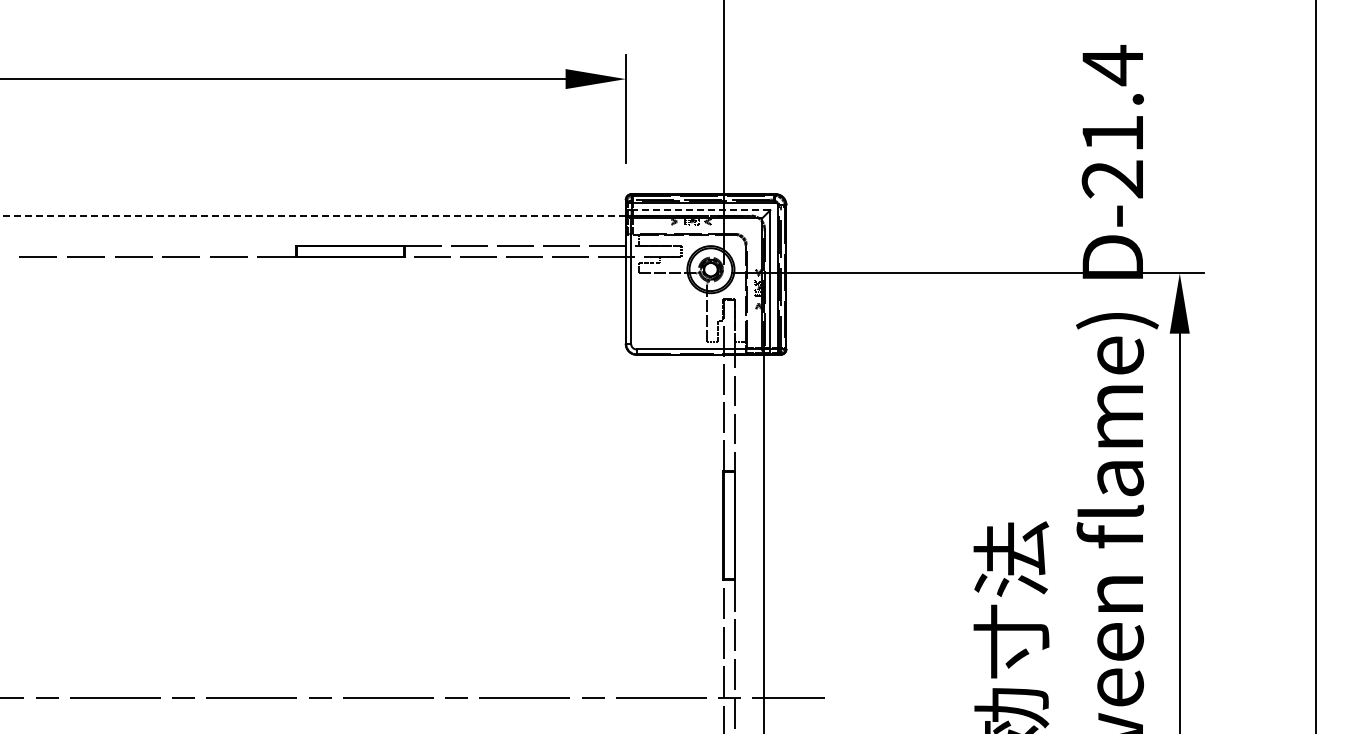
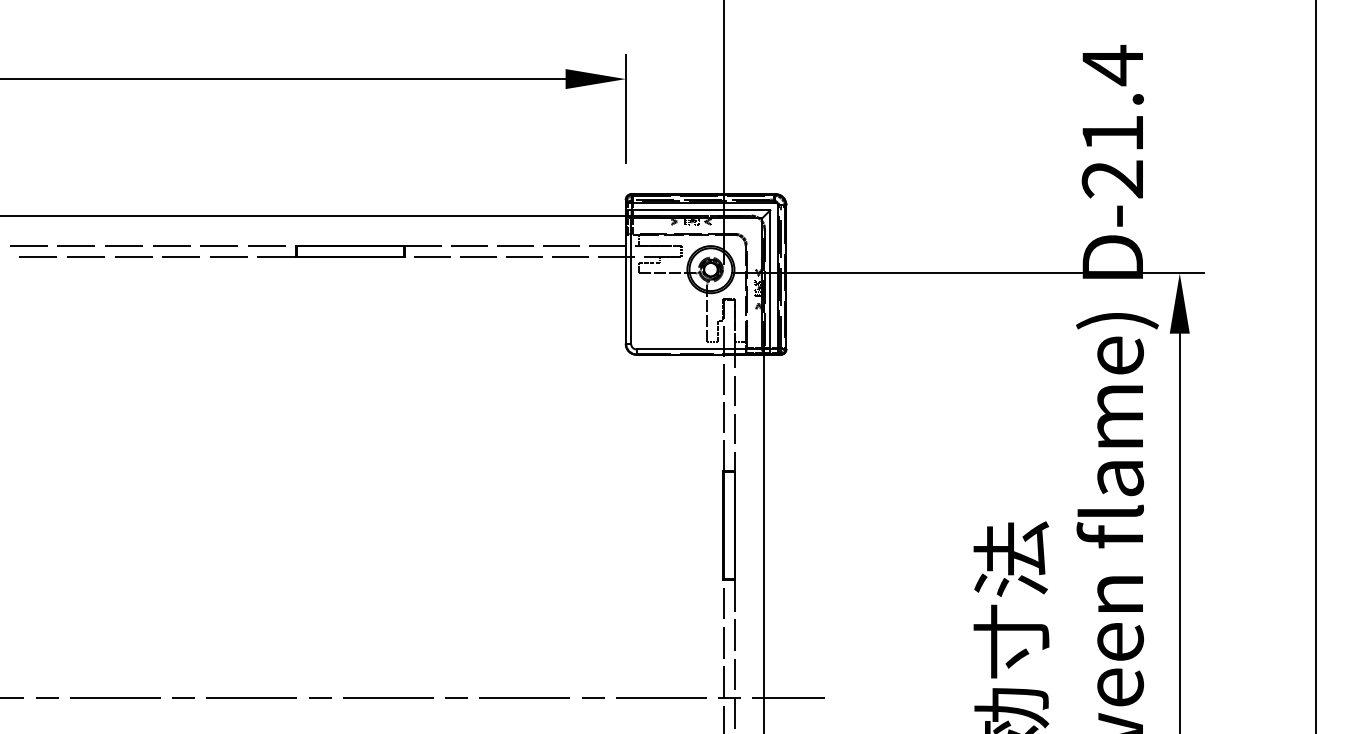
line: dashed -> solid (700, 210)
line: dashed -> solid (312, 216)
line: none -> present (142, 245)
